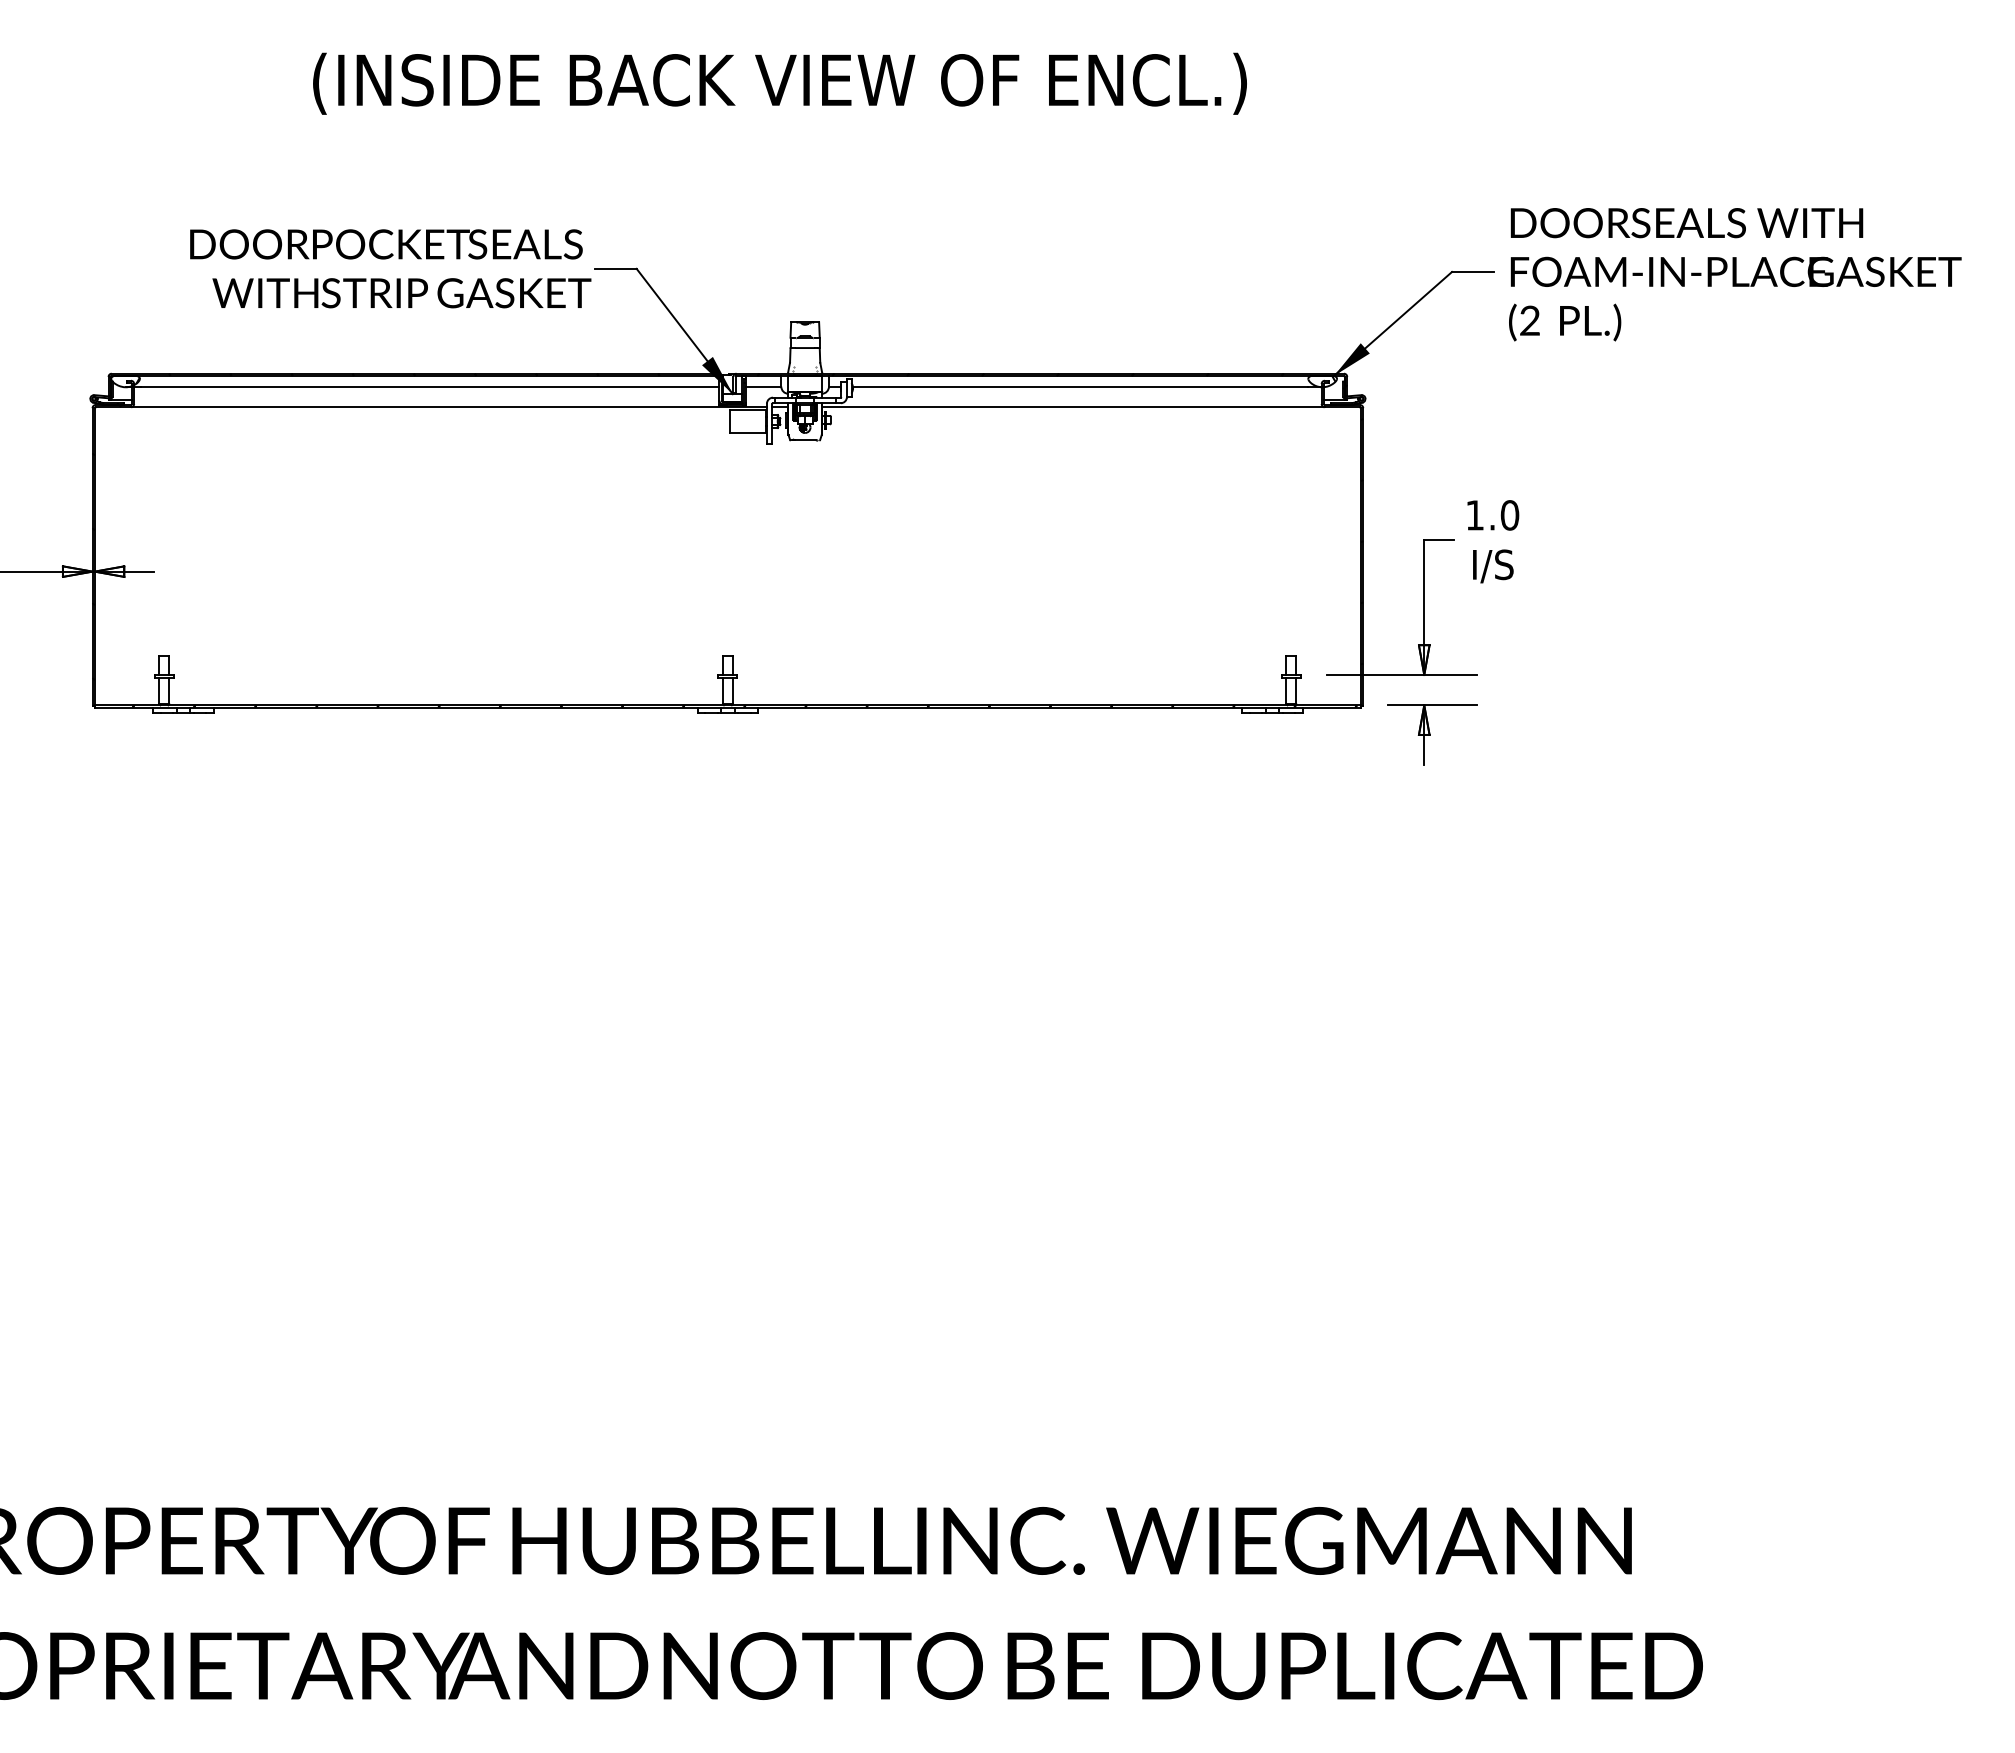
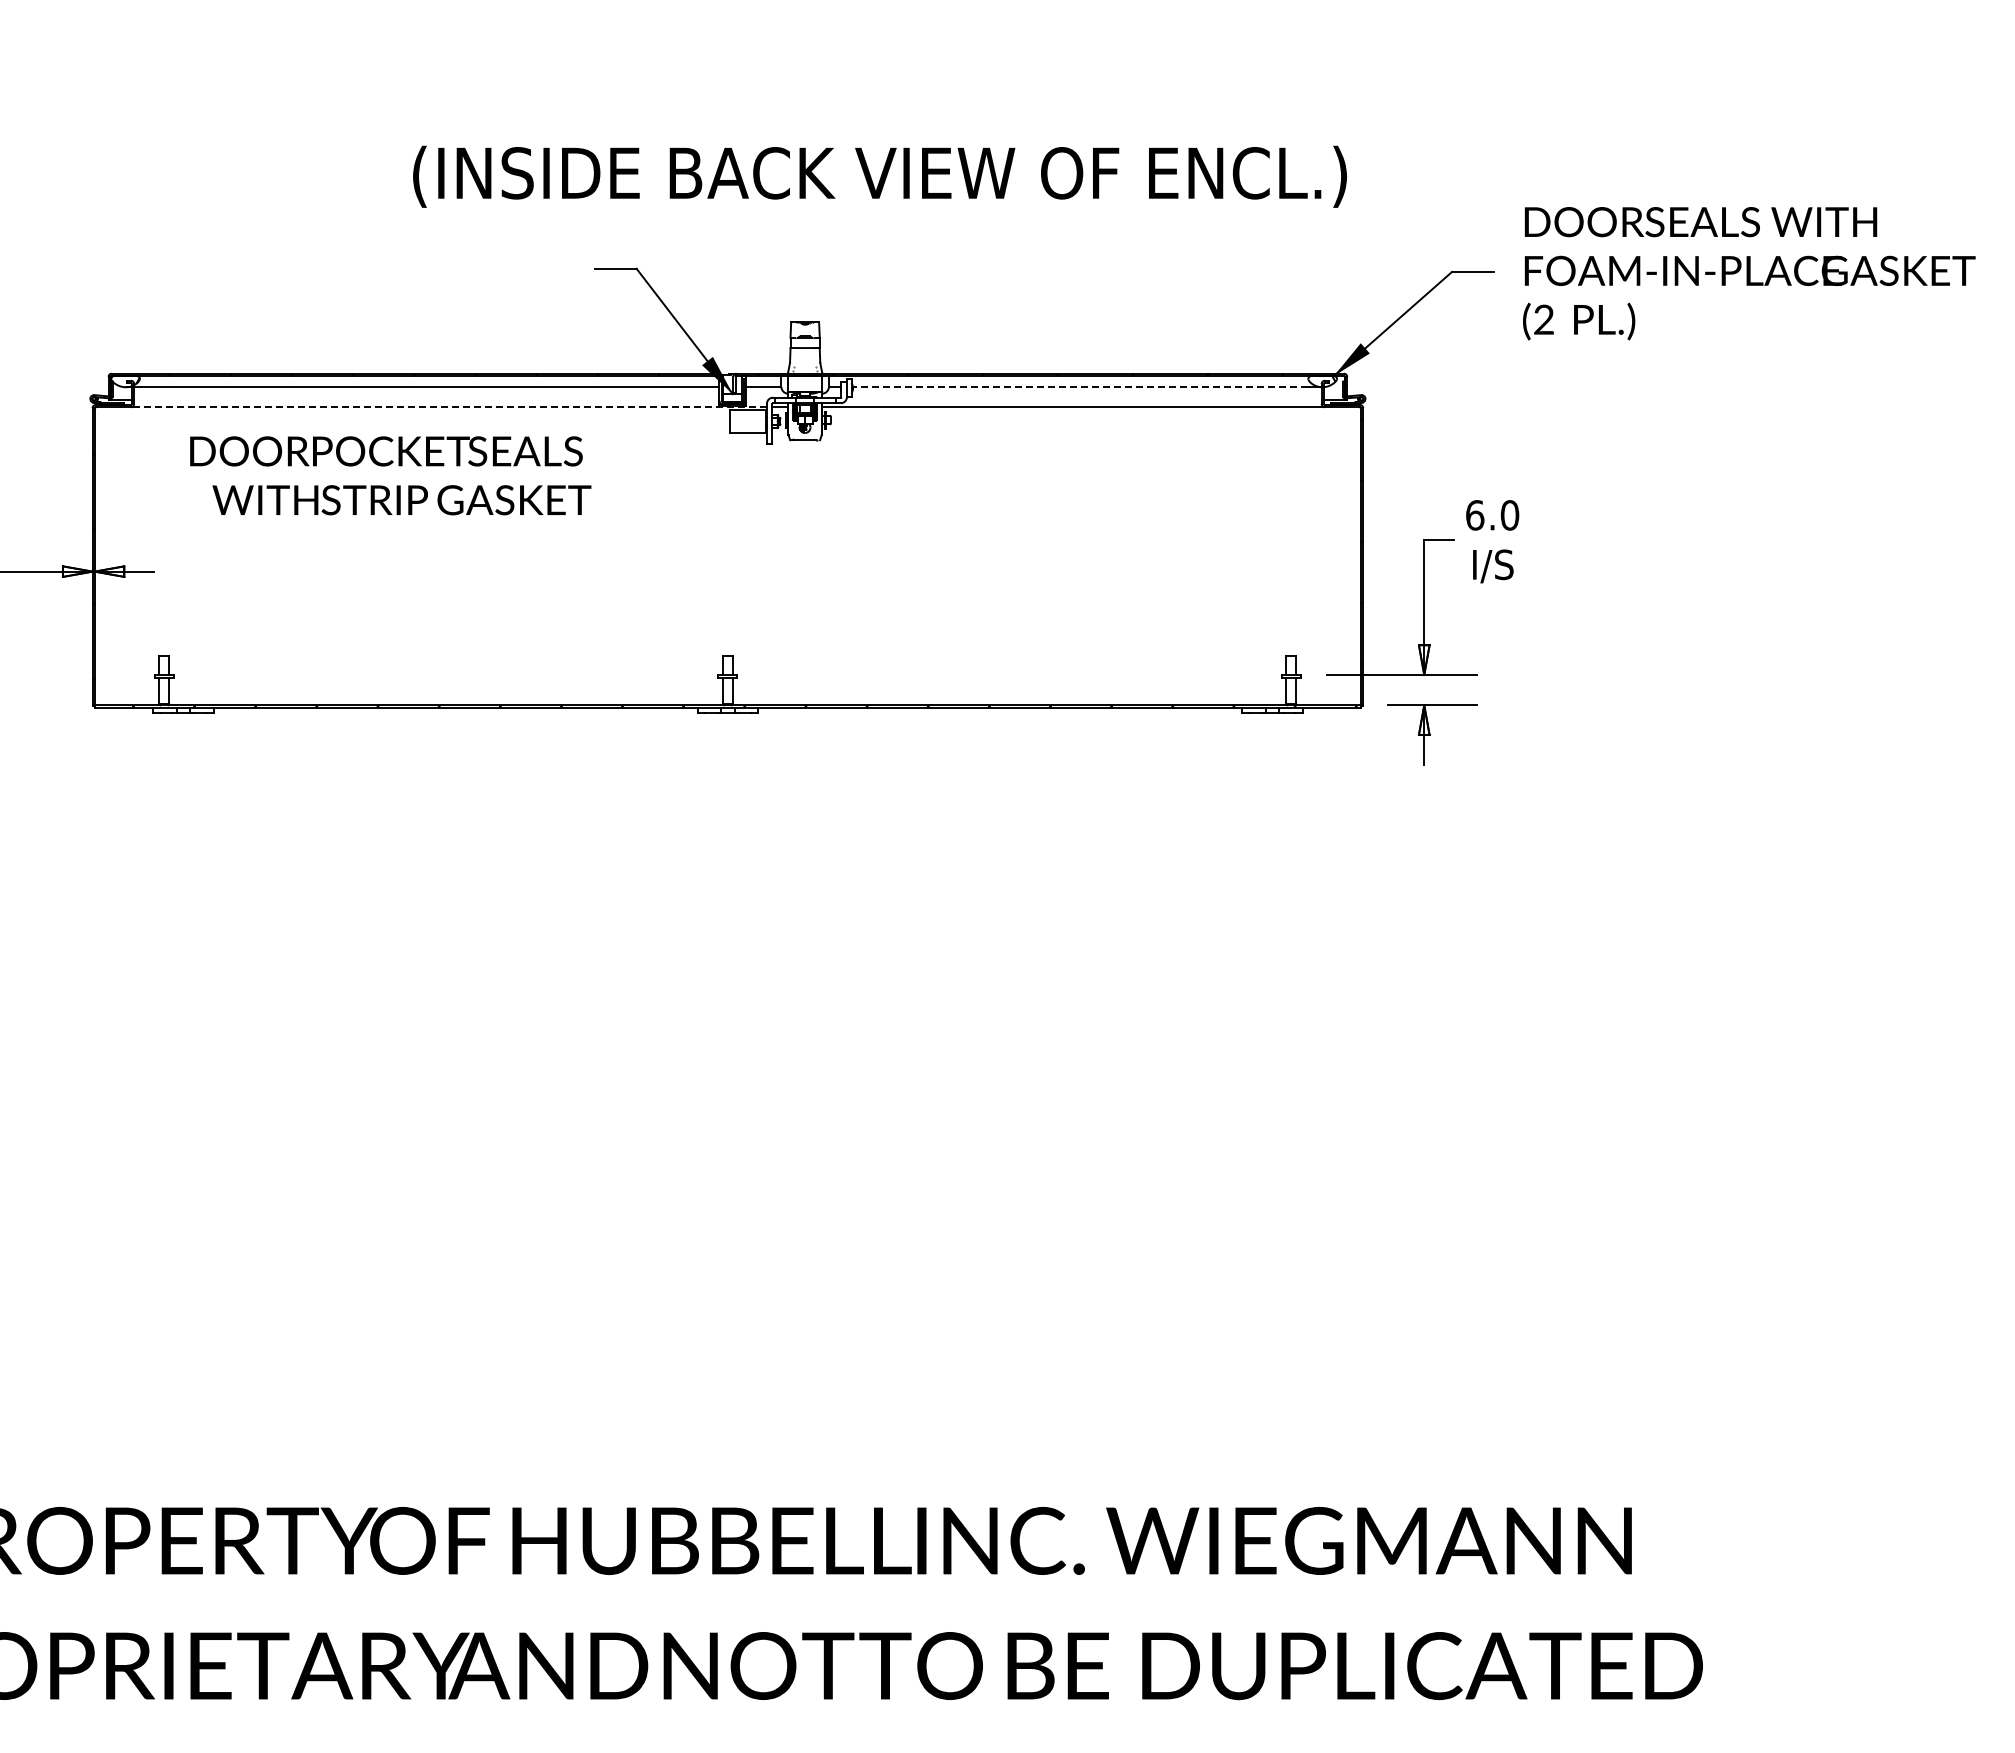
text position: (779, 83) -> (879, 176) (879, 176)
text position: (390, 268) -> (390, 475) (390, 475)
text position: (1735, 274) -> (1749, 273) (1749, 273)
line: solid -> dashed (1079, 387)
line: solid -> dashed (449, 407)
text: 1.0 -> 6.0 (1475, 515)
